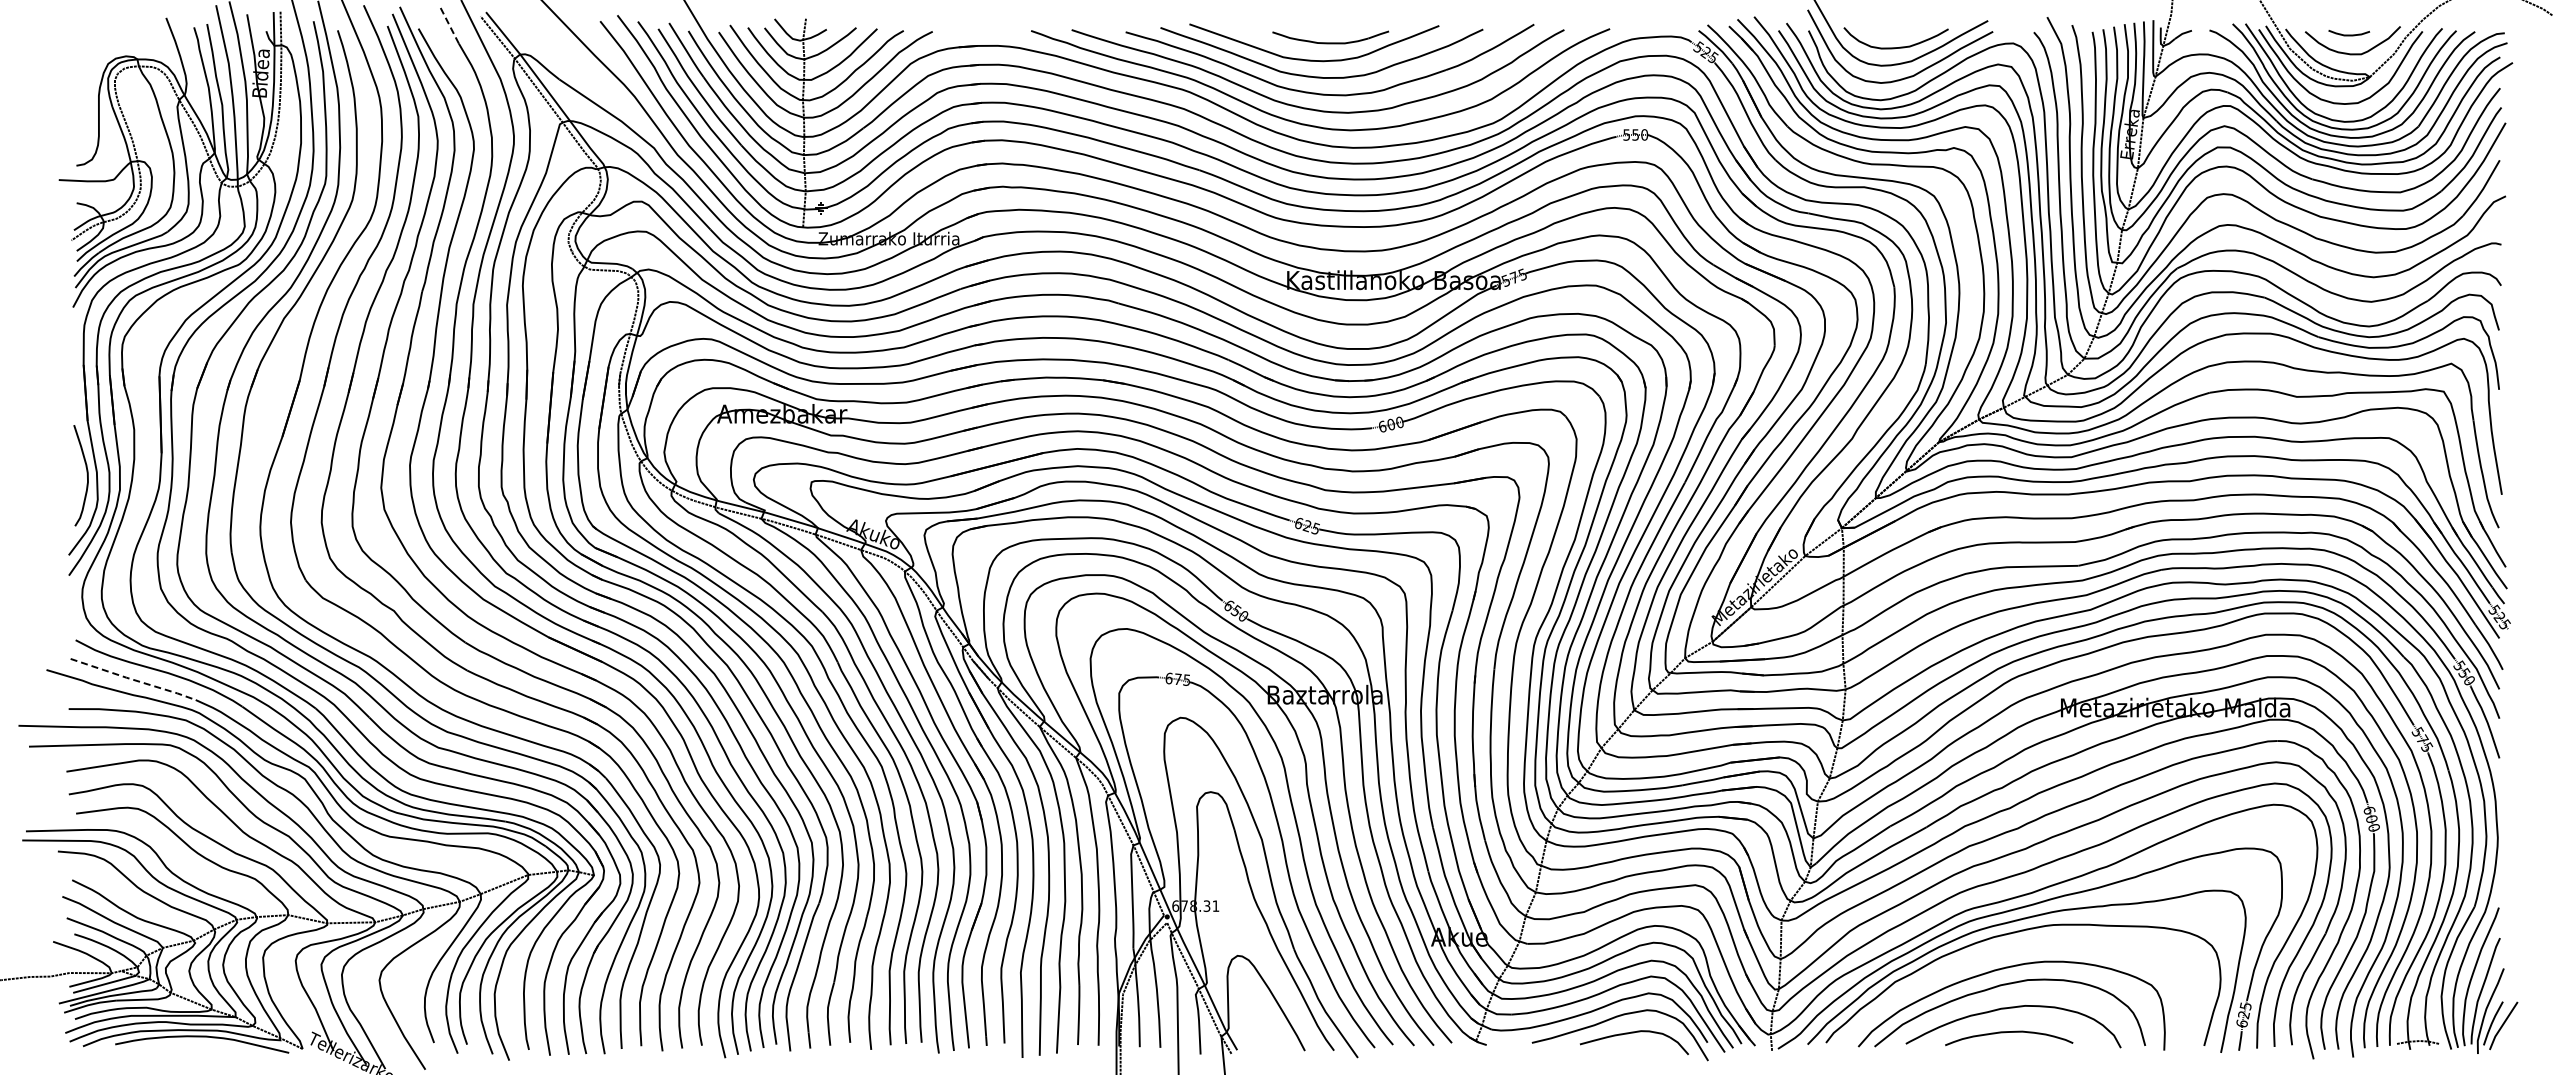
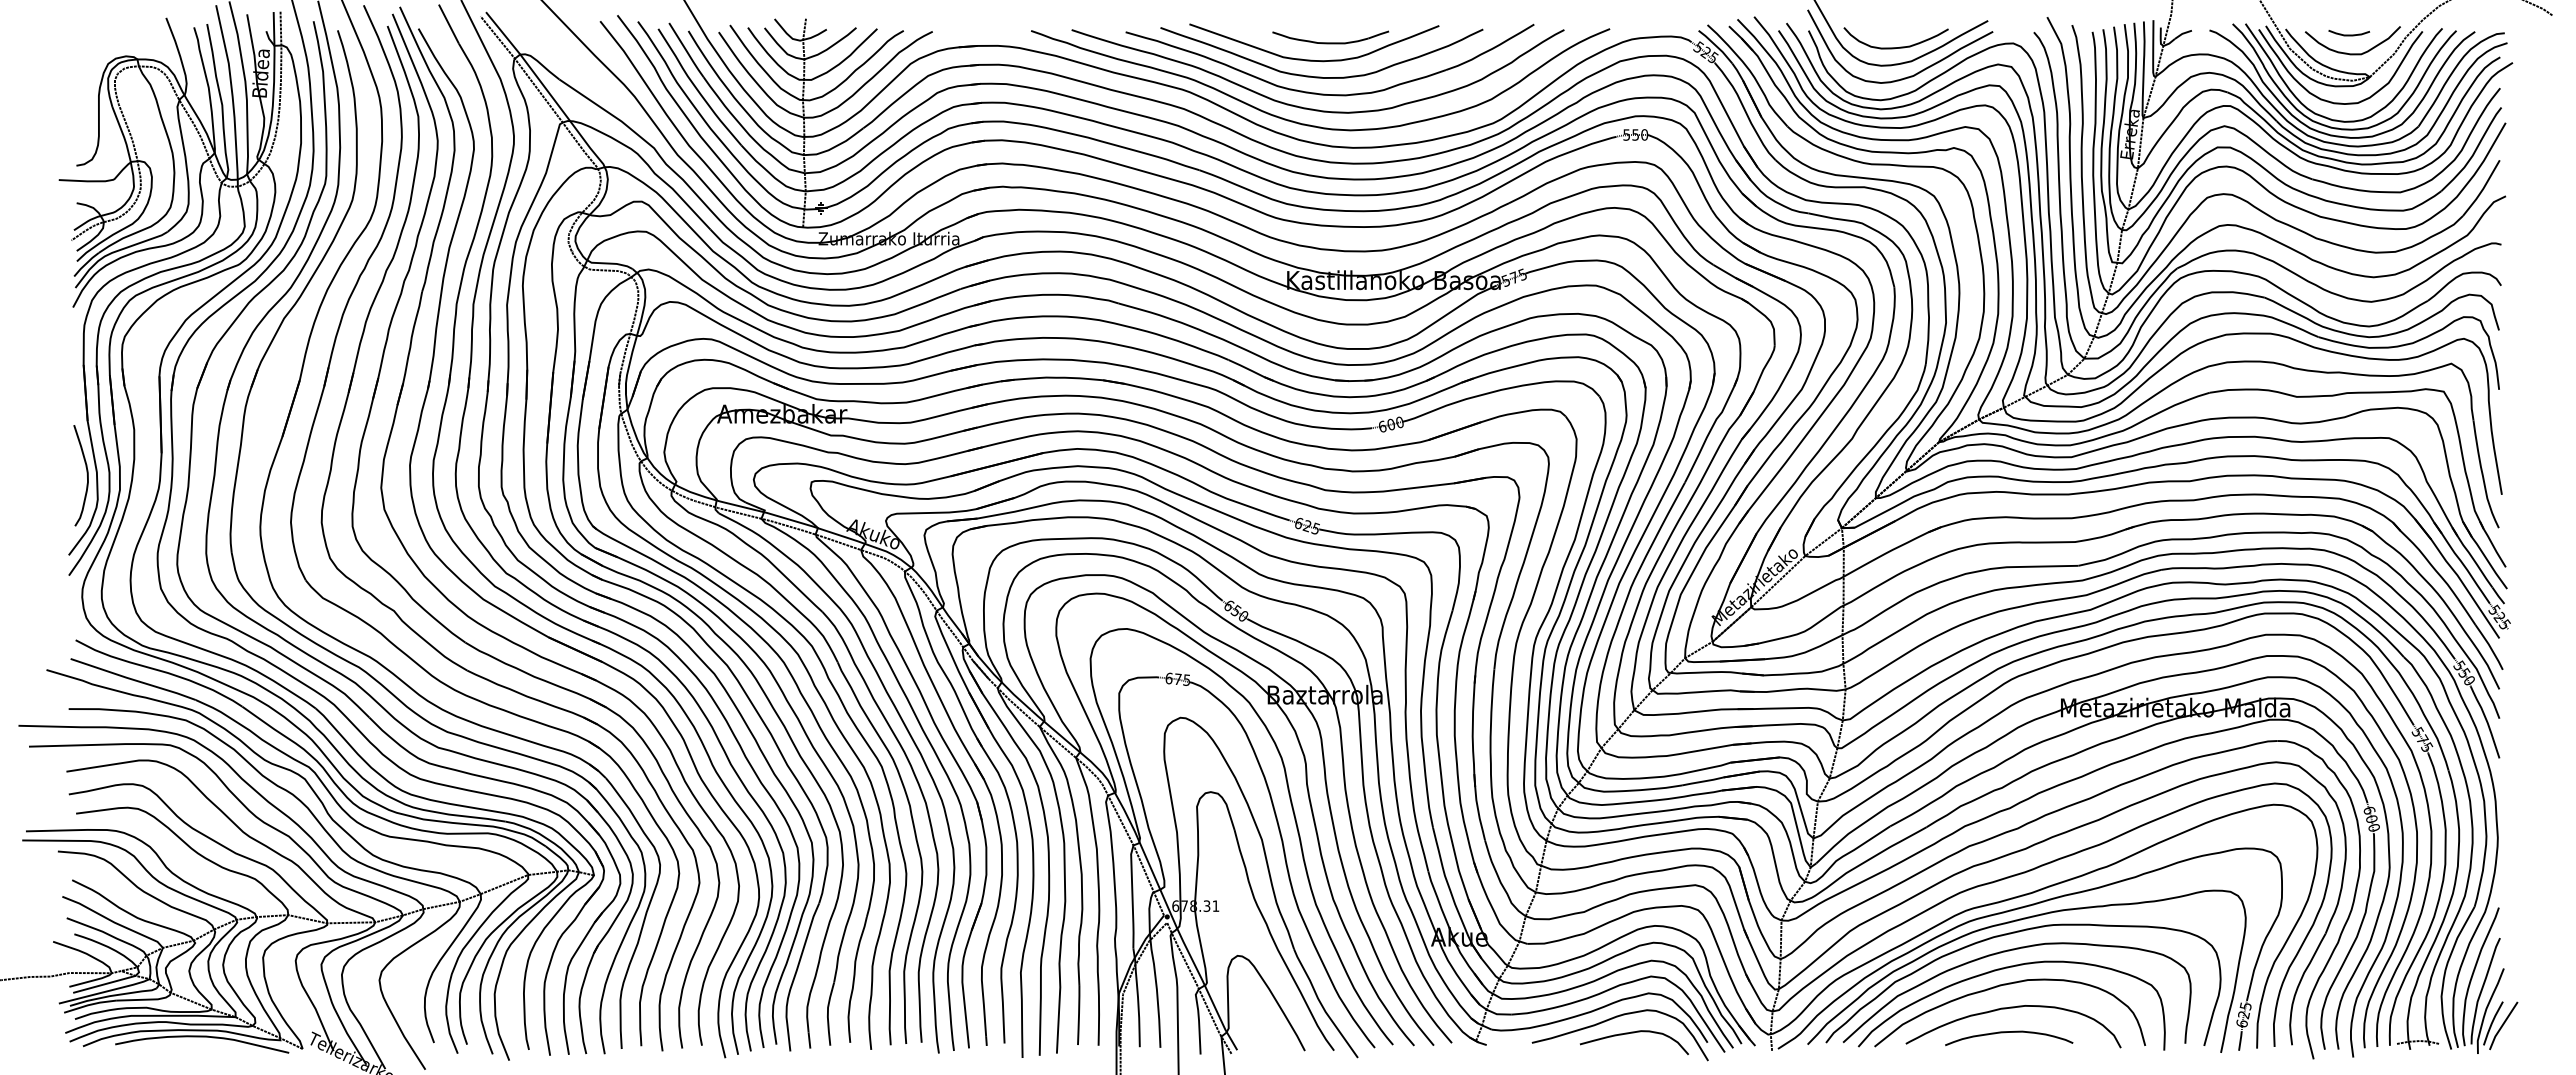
line: dashed -> solid (448, 24)
line: dashed -> solid (133, 680)
curve: none -> present (2005, 952)
